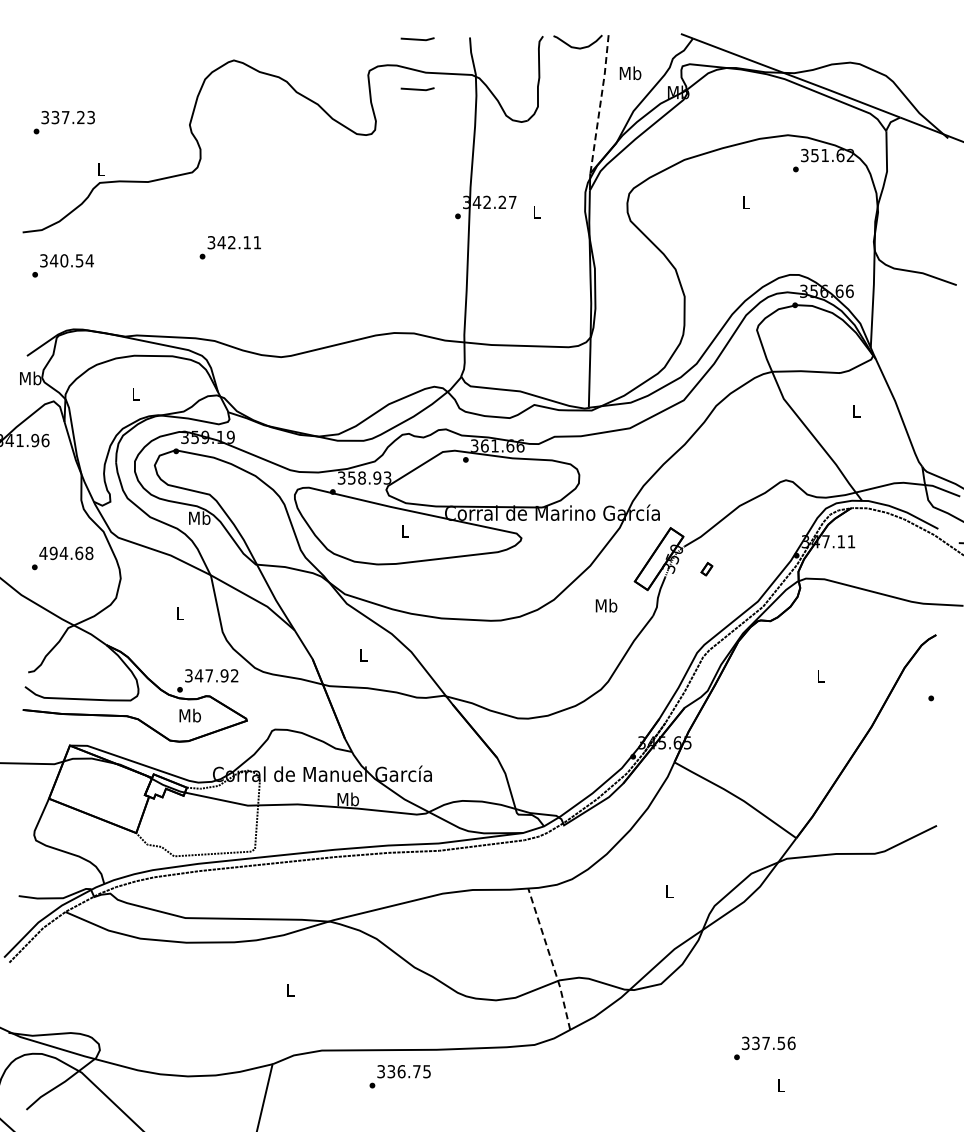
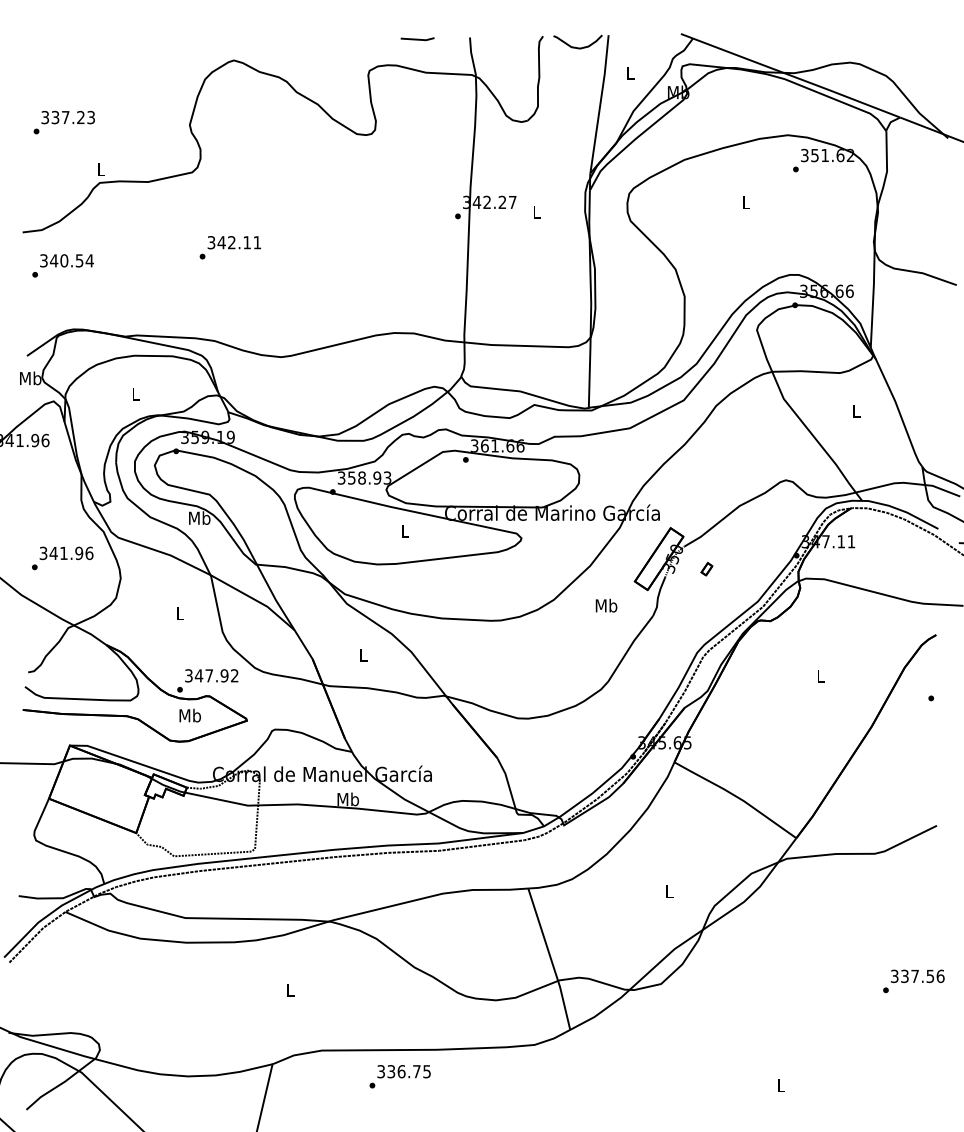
text: Mb -> L (630, 73)
line: present -> none (417, 89)
line: dashed -> solid (600, 103)
text: 494.68 -> 341.96 (66, 553)
line: dashed -> solid (551, 959)
text position: (764, 1048) -> (913, 981) (913, 981)
